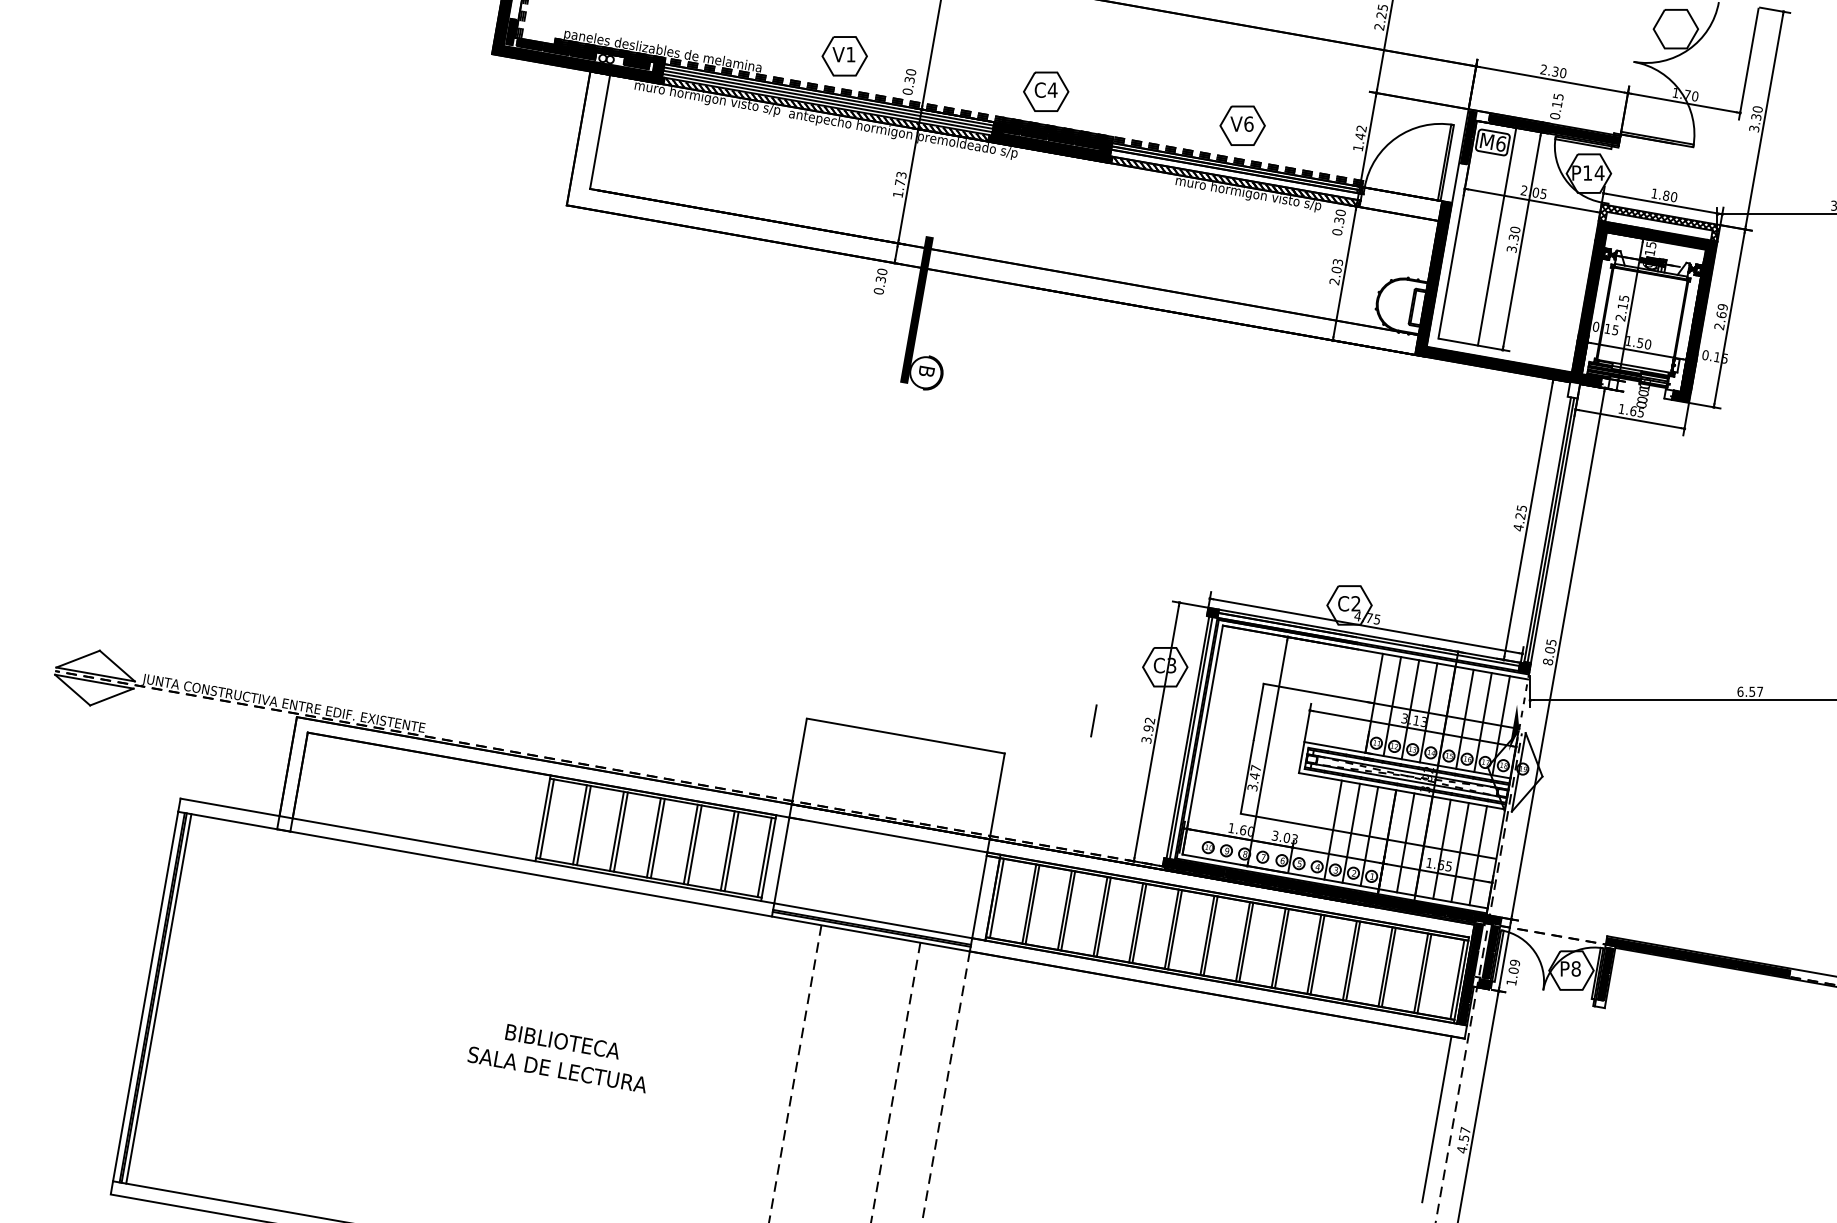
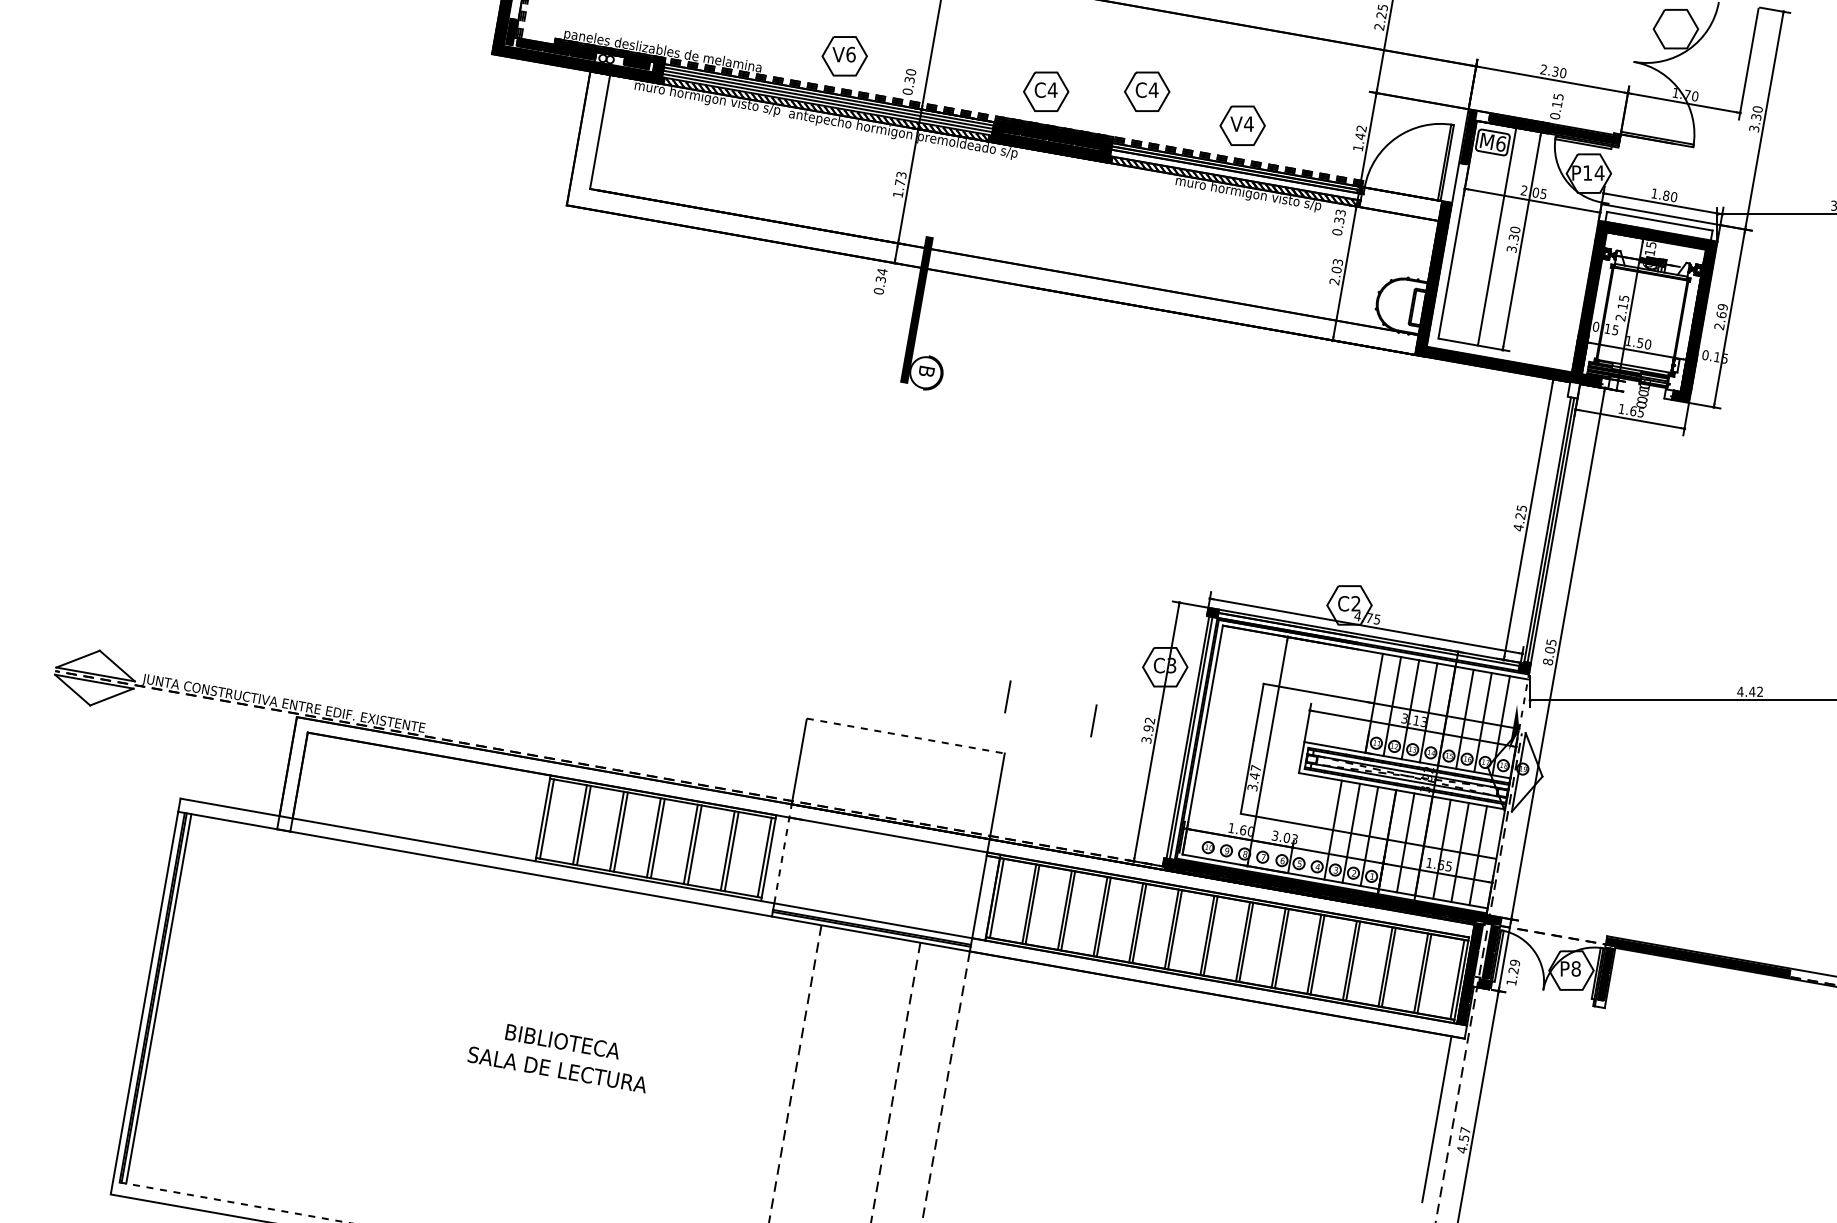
text: V1 -> V6 (850, 54)
part: none -> present (1147, 91)
text: V6 -> V4 (1248, 123)
text: 0.30 -> 0.33 (1340, 212)
hatch: present -> none (1659, 222)
text: 0.30 -> 0.34 (882, 271)
text: 6.57 -> 4.42 (1749, 691)
line: none -> present (1007, 696)
line: solid -> dashed (906, 736)
line: solid -> dashed (783, 853)
text: 1.09 -> 1.29 (1513, 970)
line: solid -> dashed (231, 1202)
